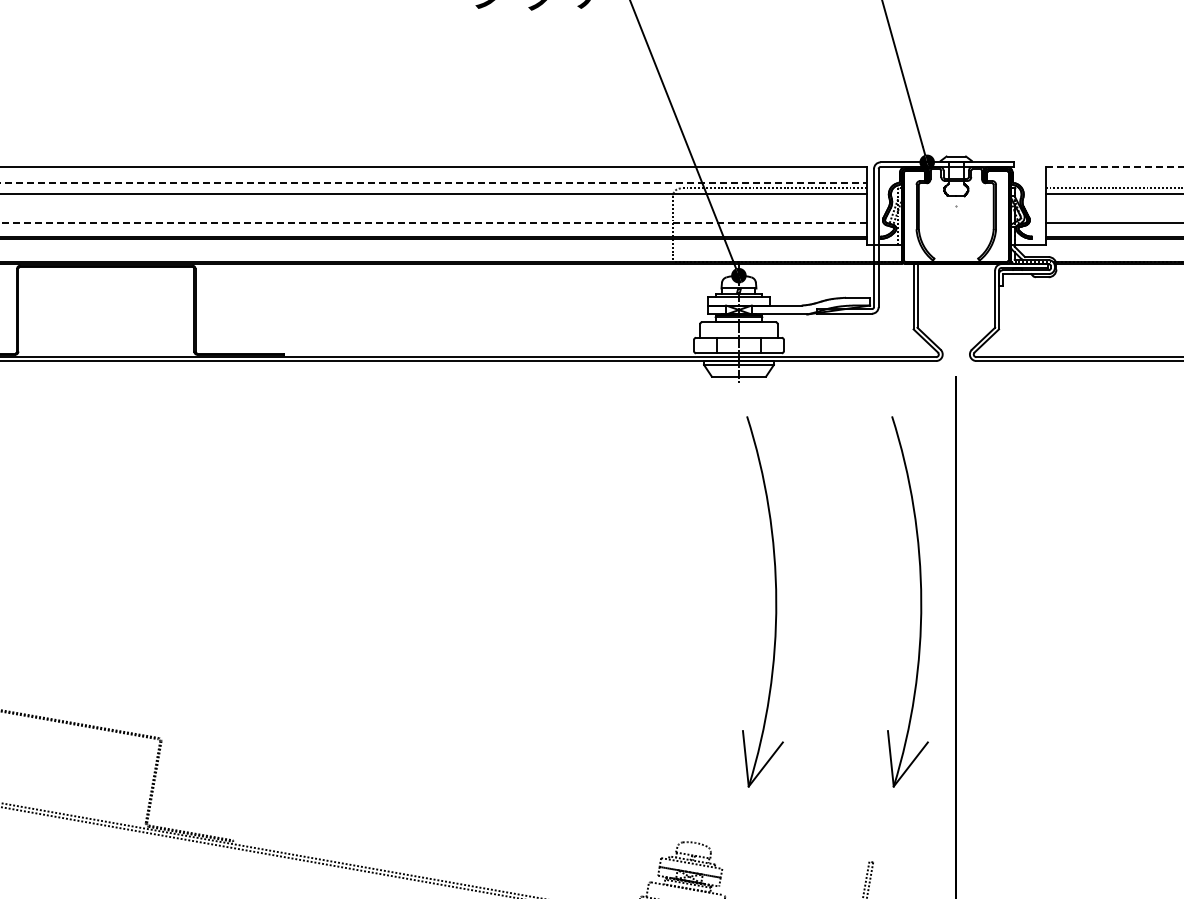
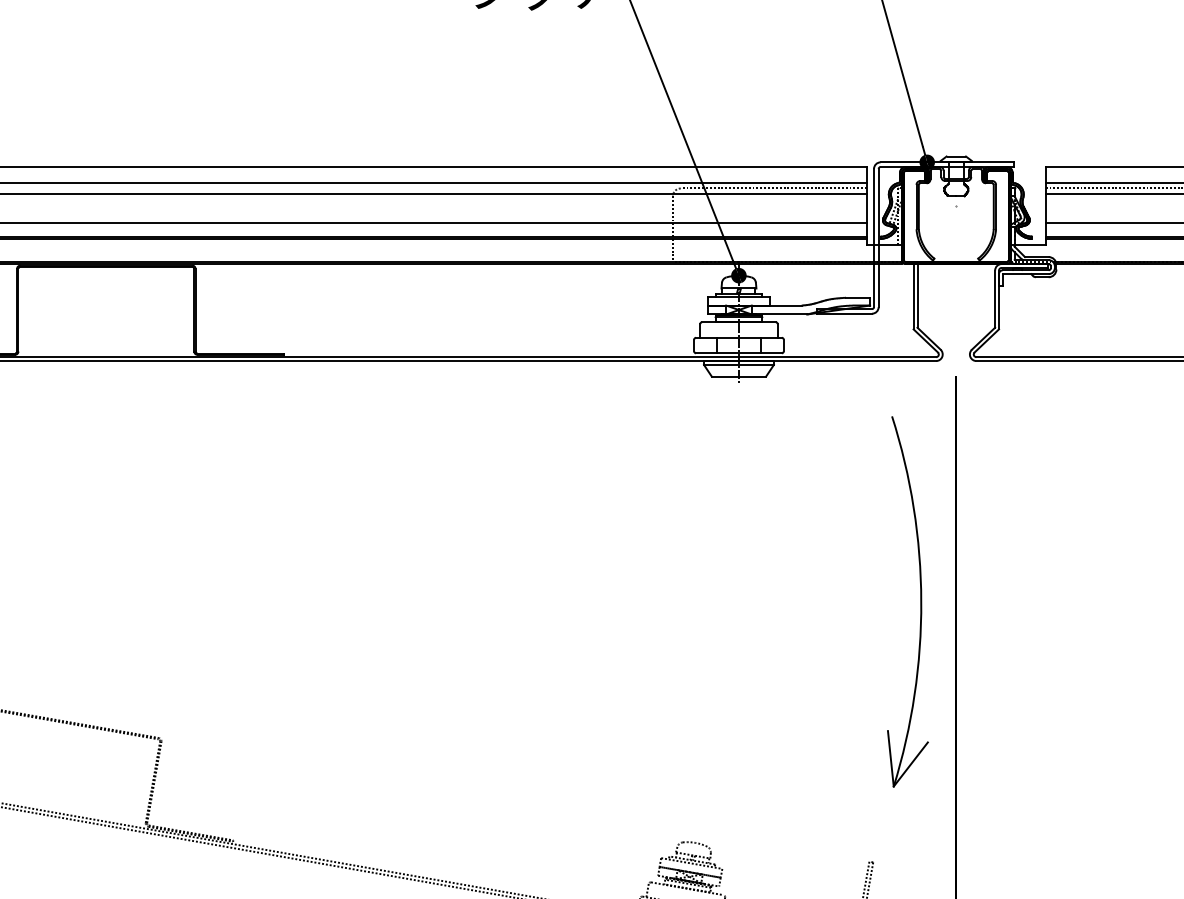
line: dashed -> solid (1114, 167)
line: dashed -> solid (434, 182)
line: none -> present (1112, 182)
line: dashed -> solid (433, 223)
part: present -> none (775, 601)
